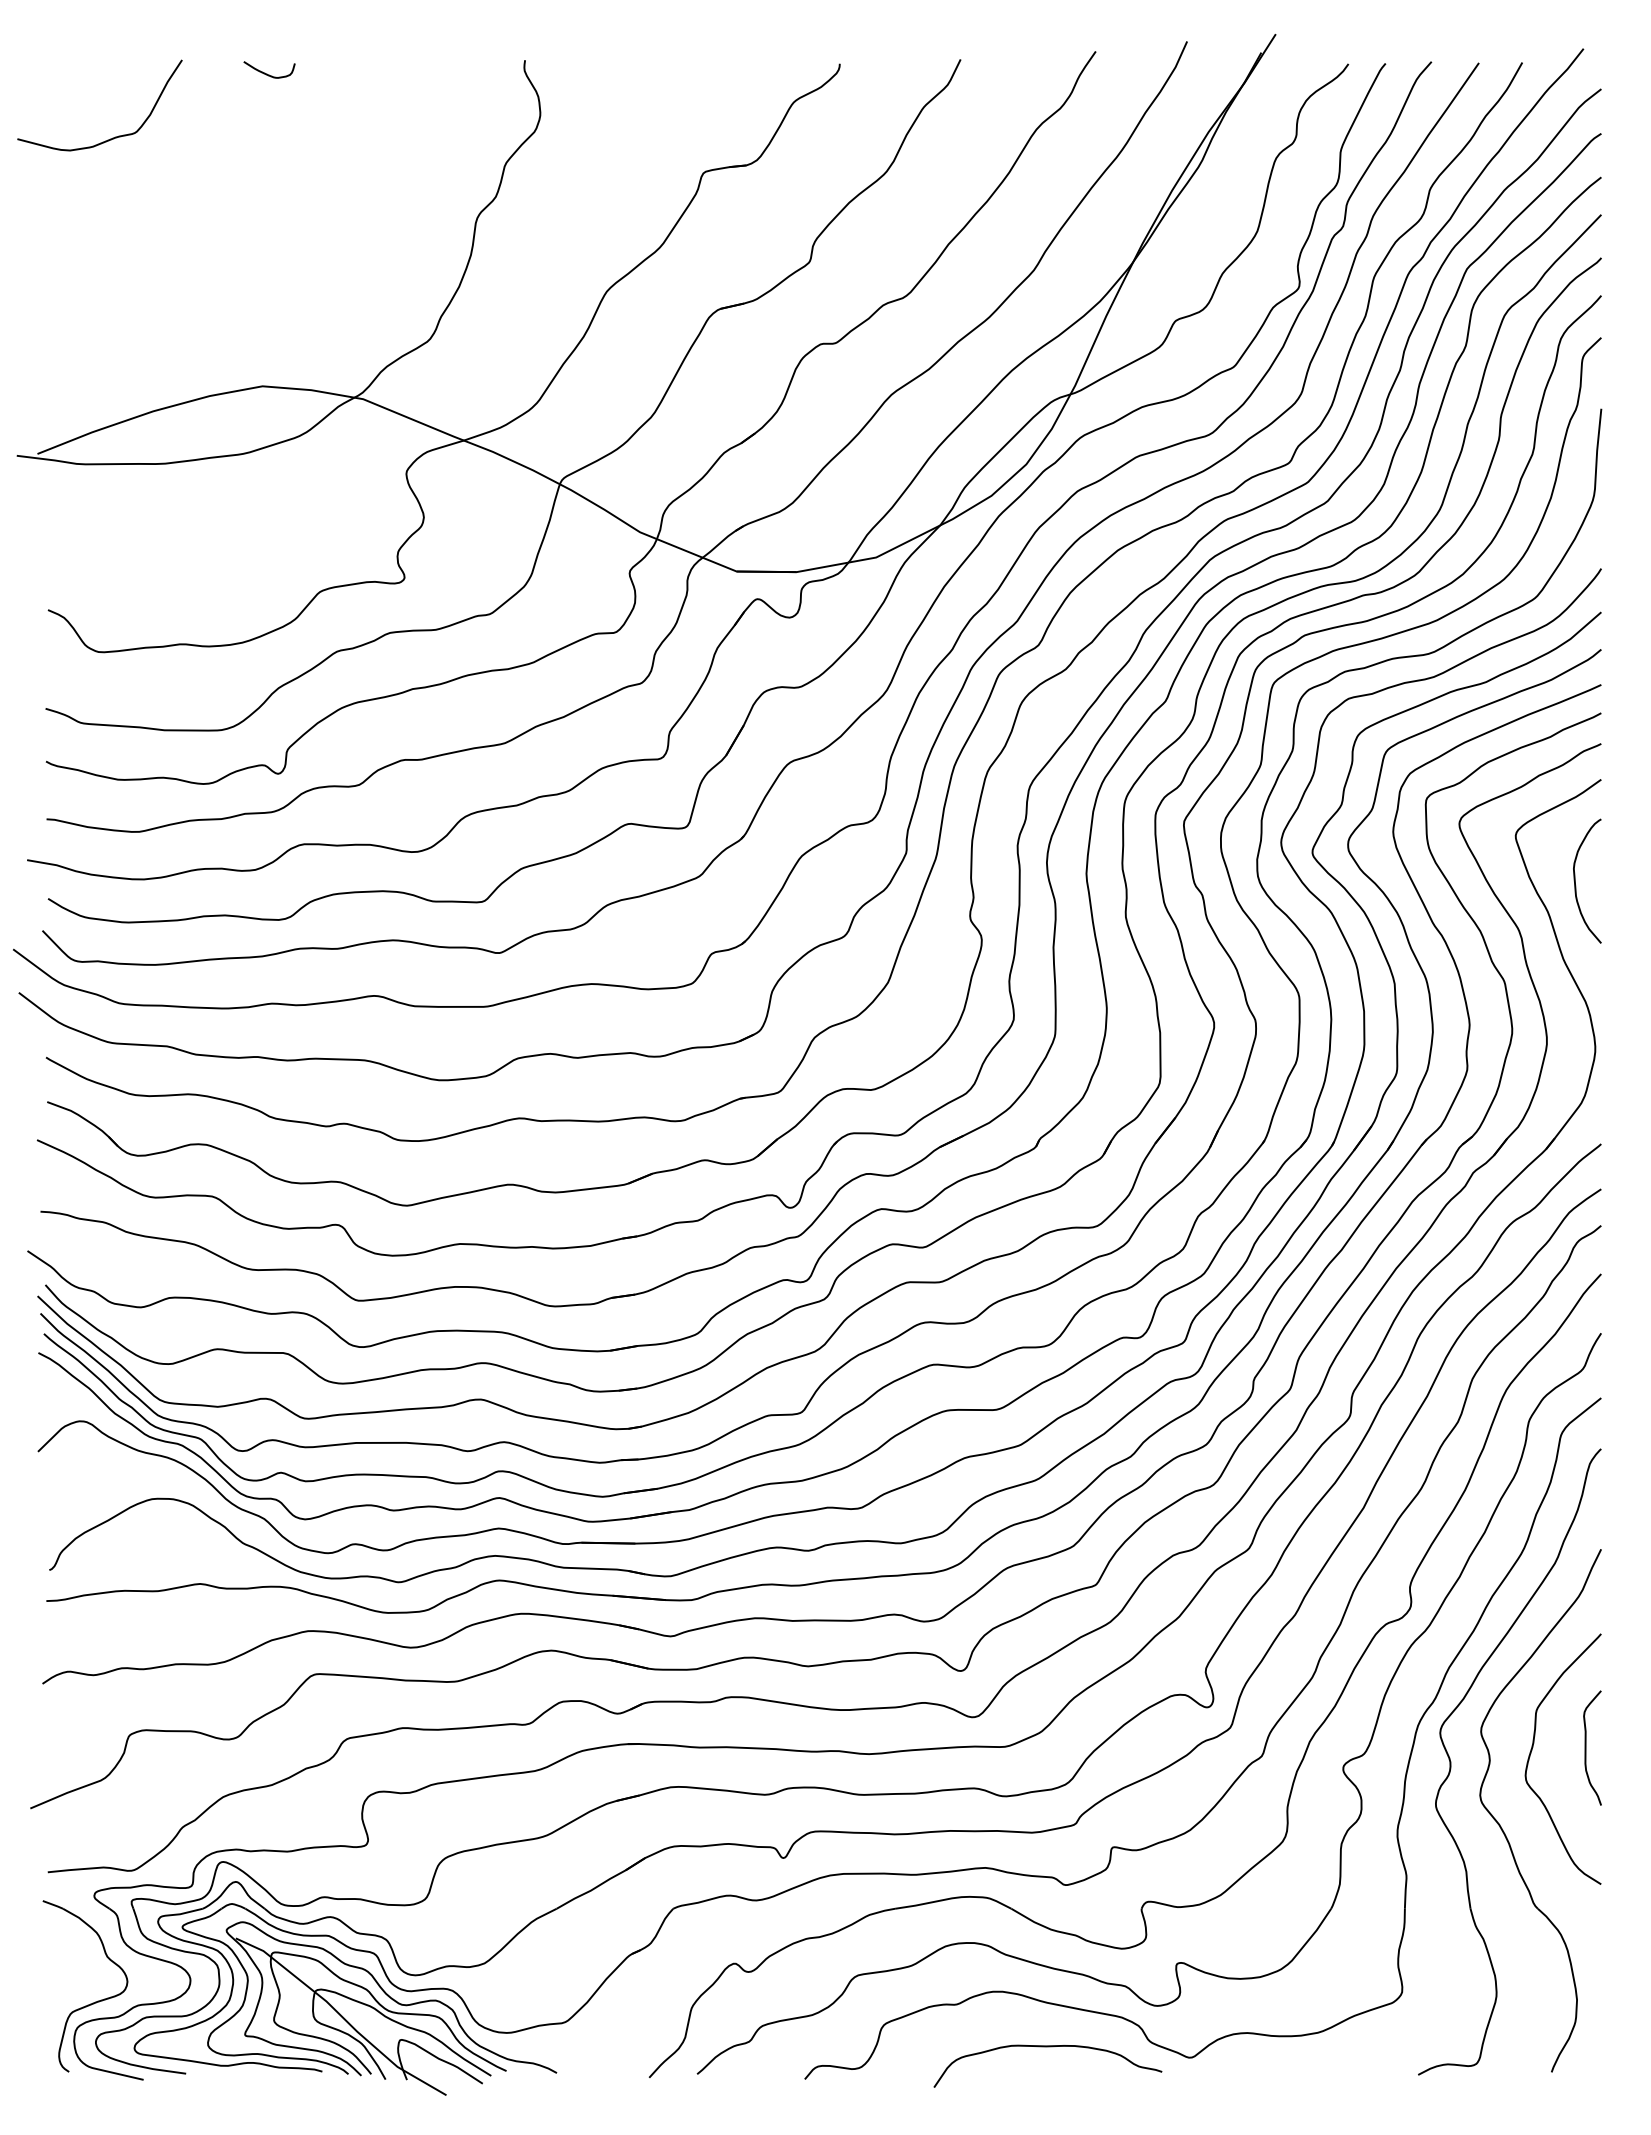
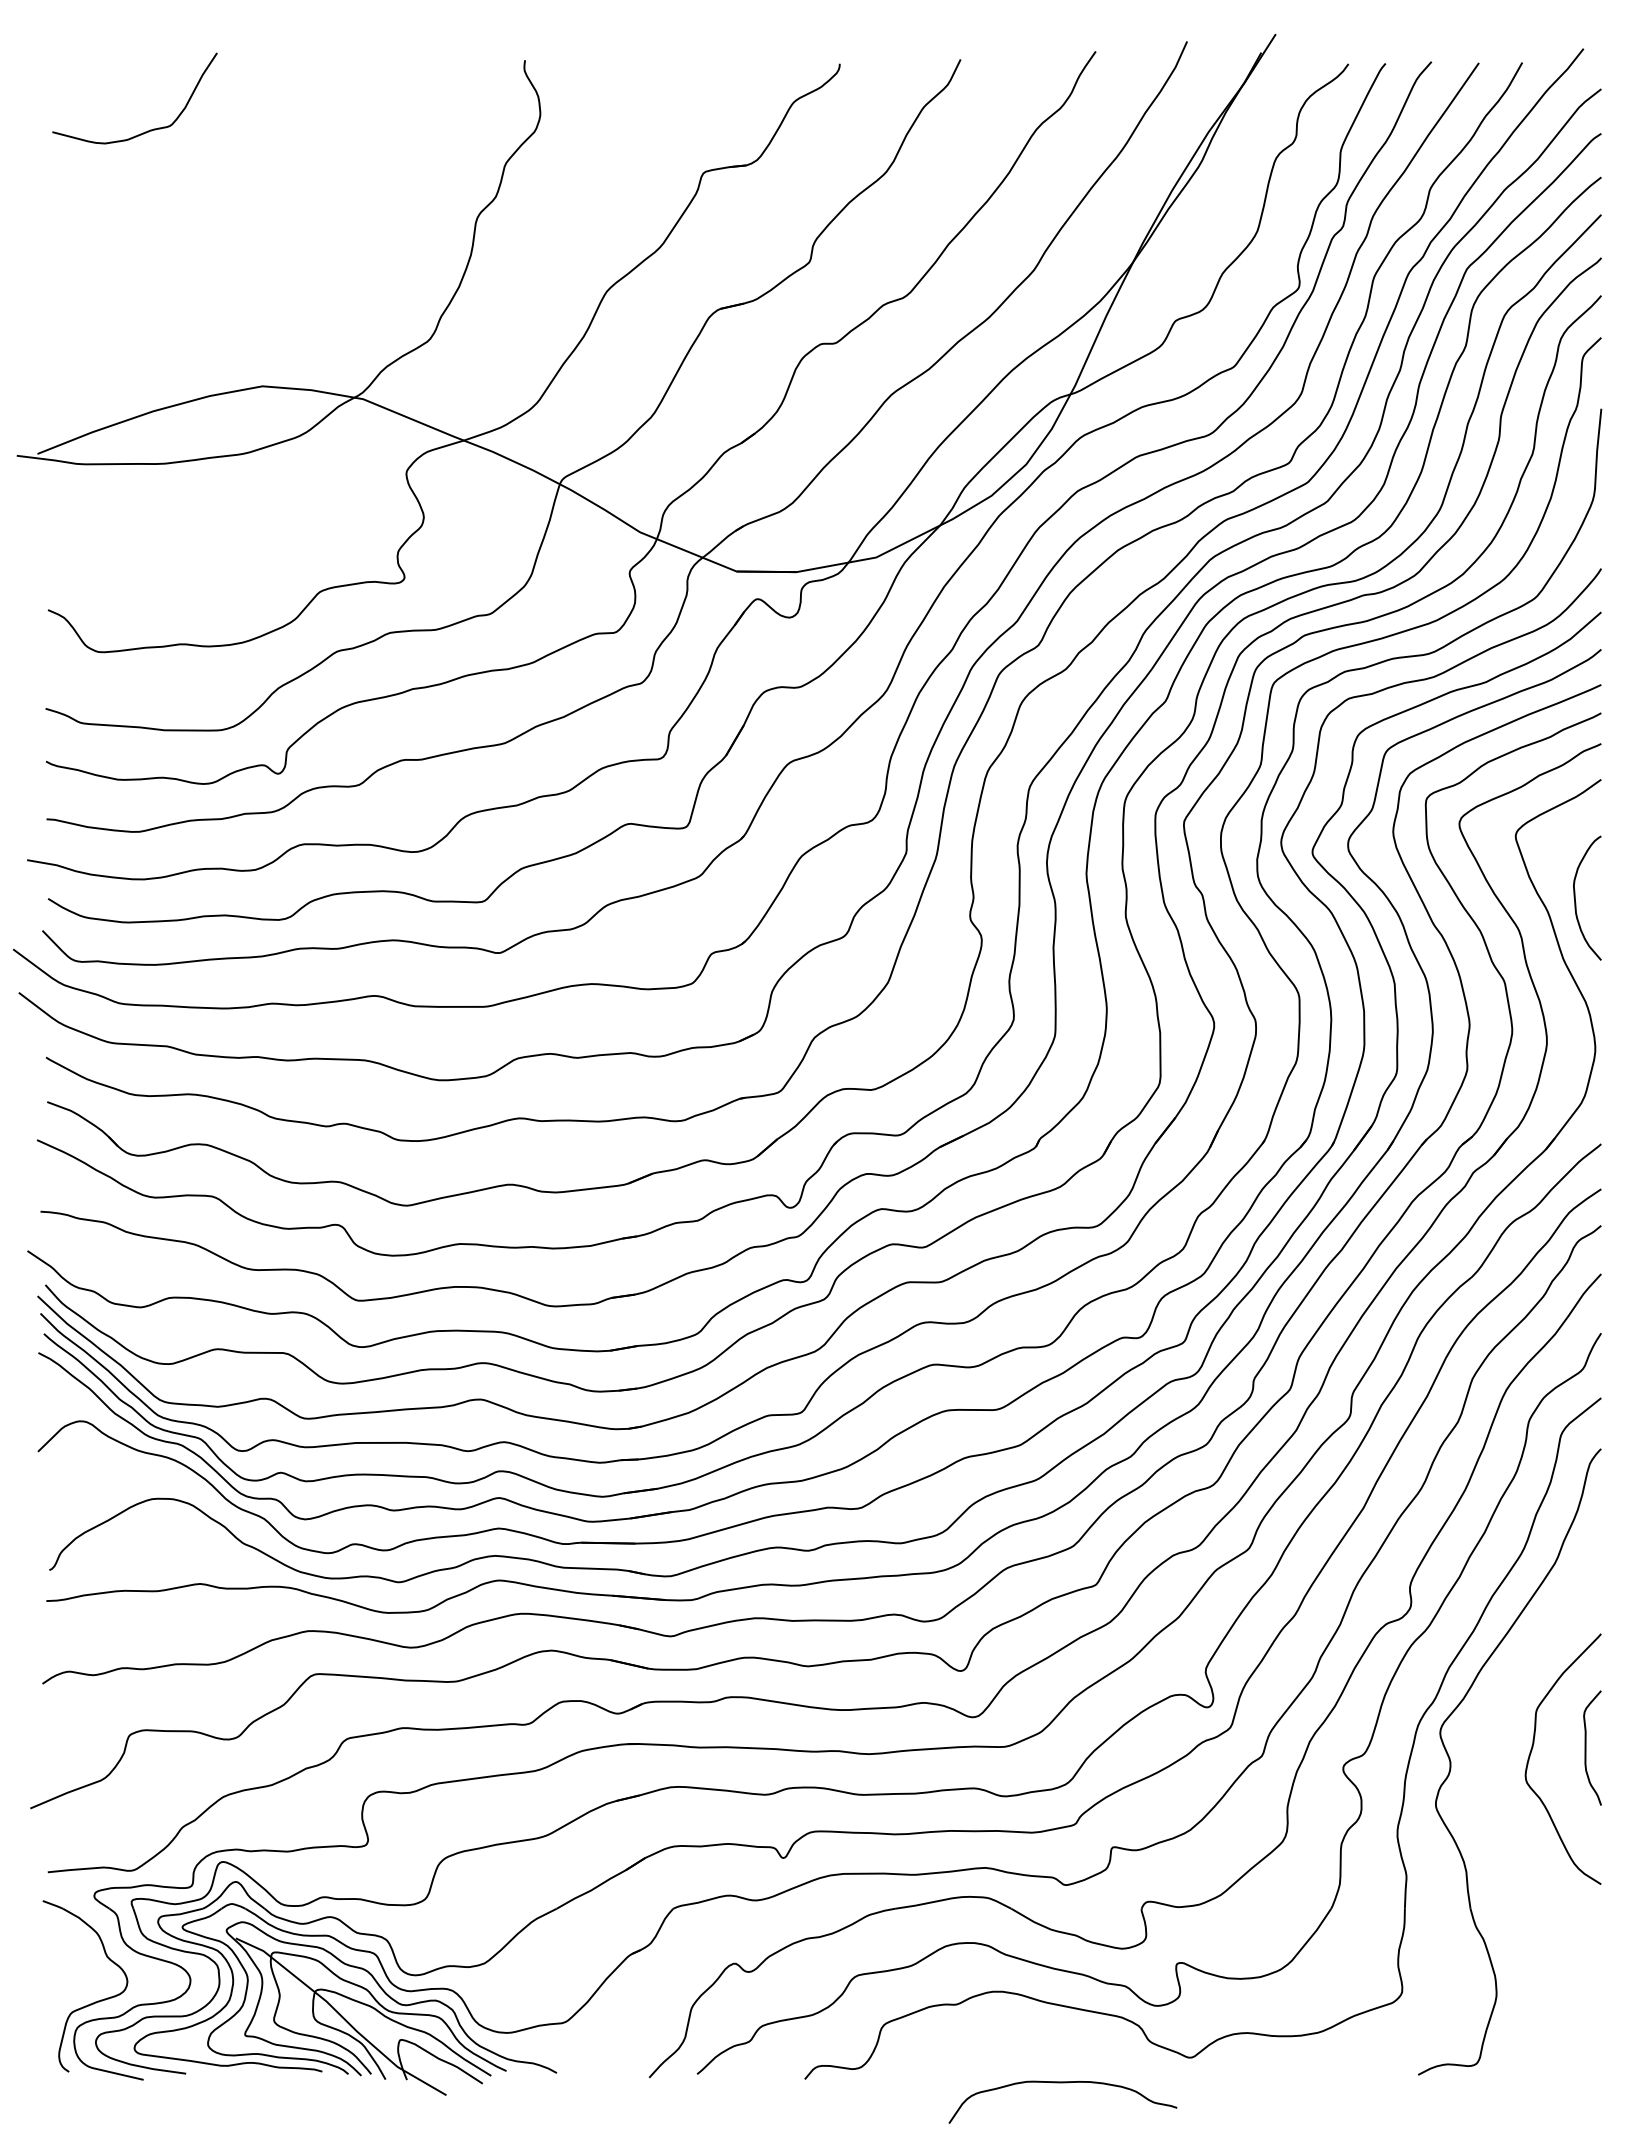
curve: present -> none (267, 73)
curve position: (112, 137) -> (147, 130) (147, 130)
curve position: (1575, 880) -> (1575, 897) (1575, 897)
part: present -> none (1504, 1831)
curve position: (1047, 2047) -> (1062, 2083) (1062, 2083)
